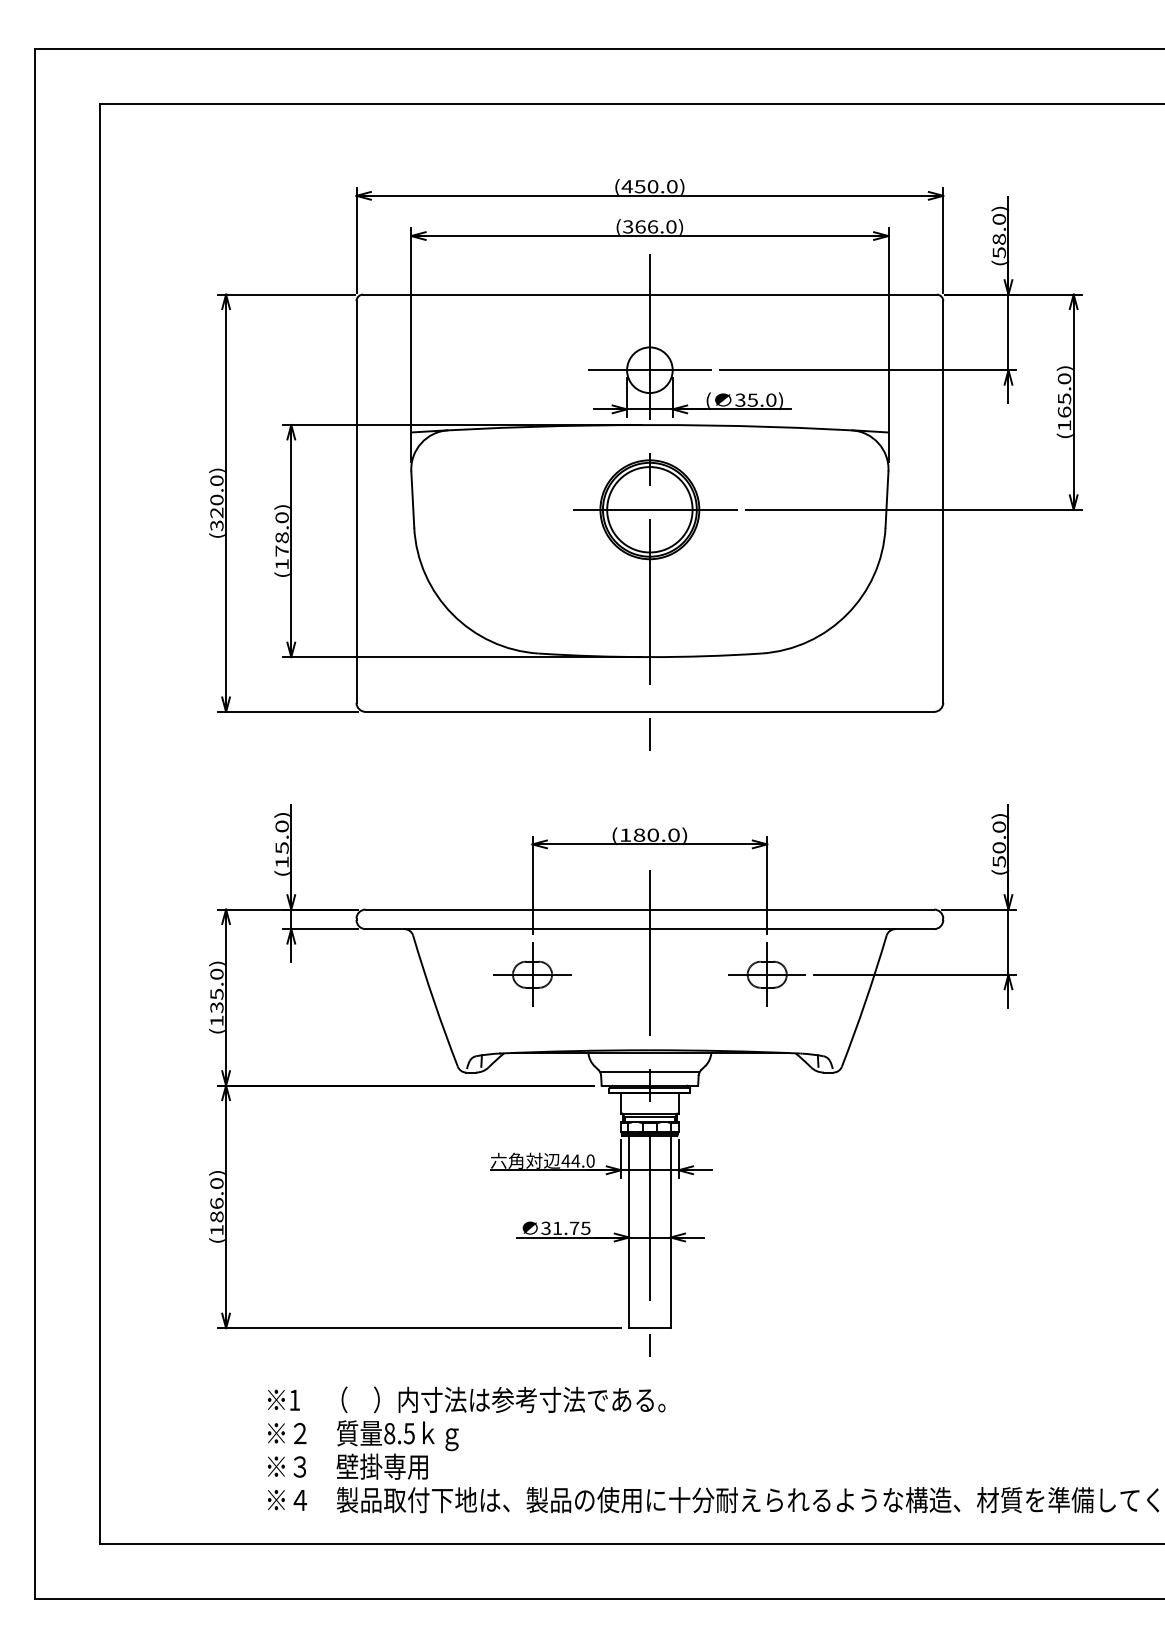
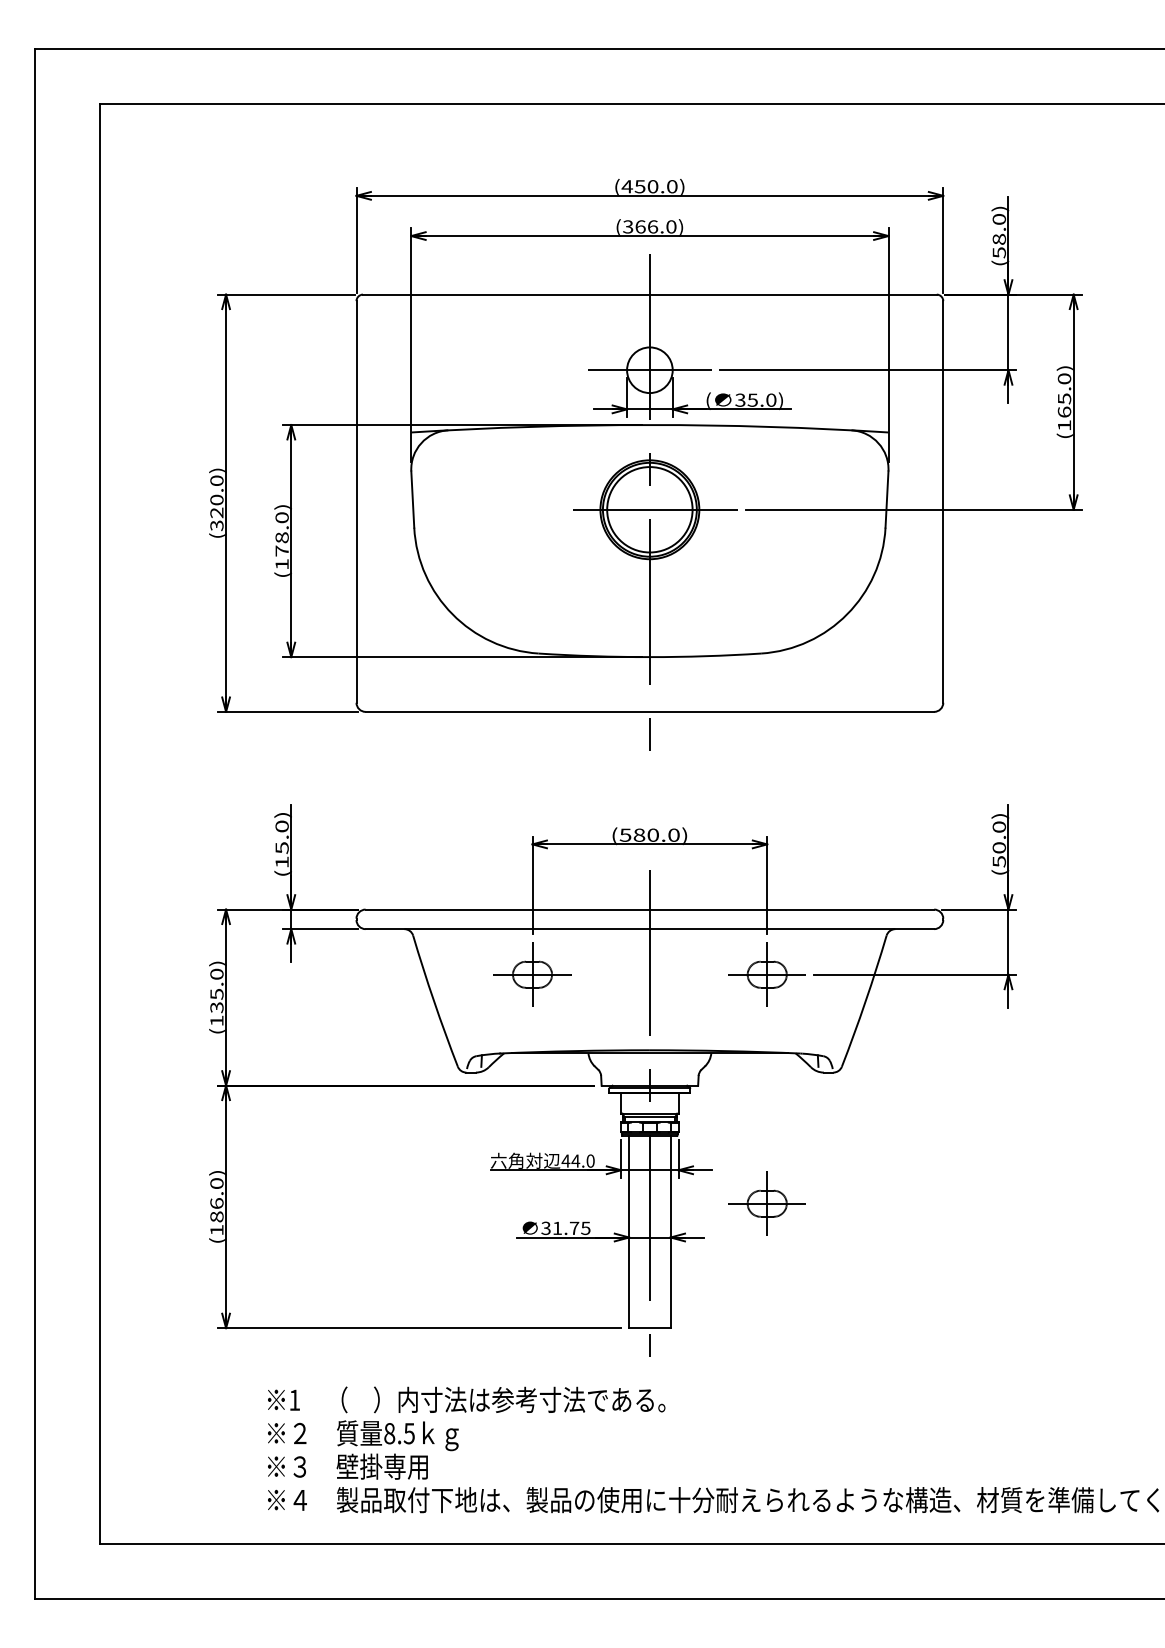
text: (180.0) -> (580.0) (625, 834)
line: present -> none (649, 1072)
part: none -> present (766, 1203)
